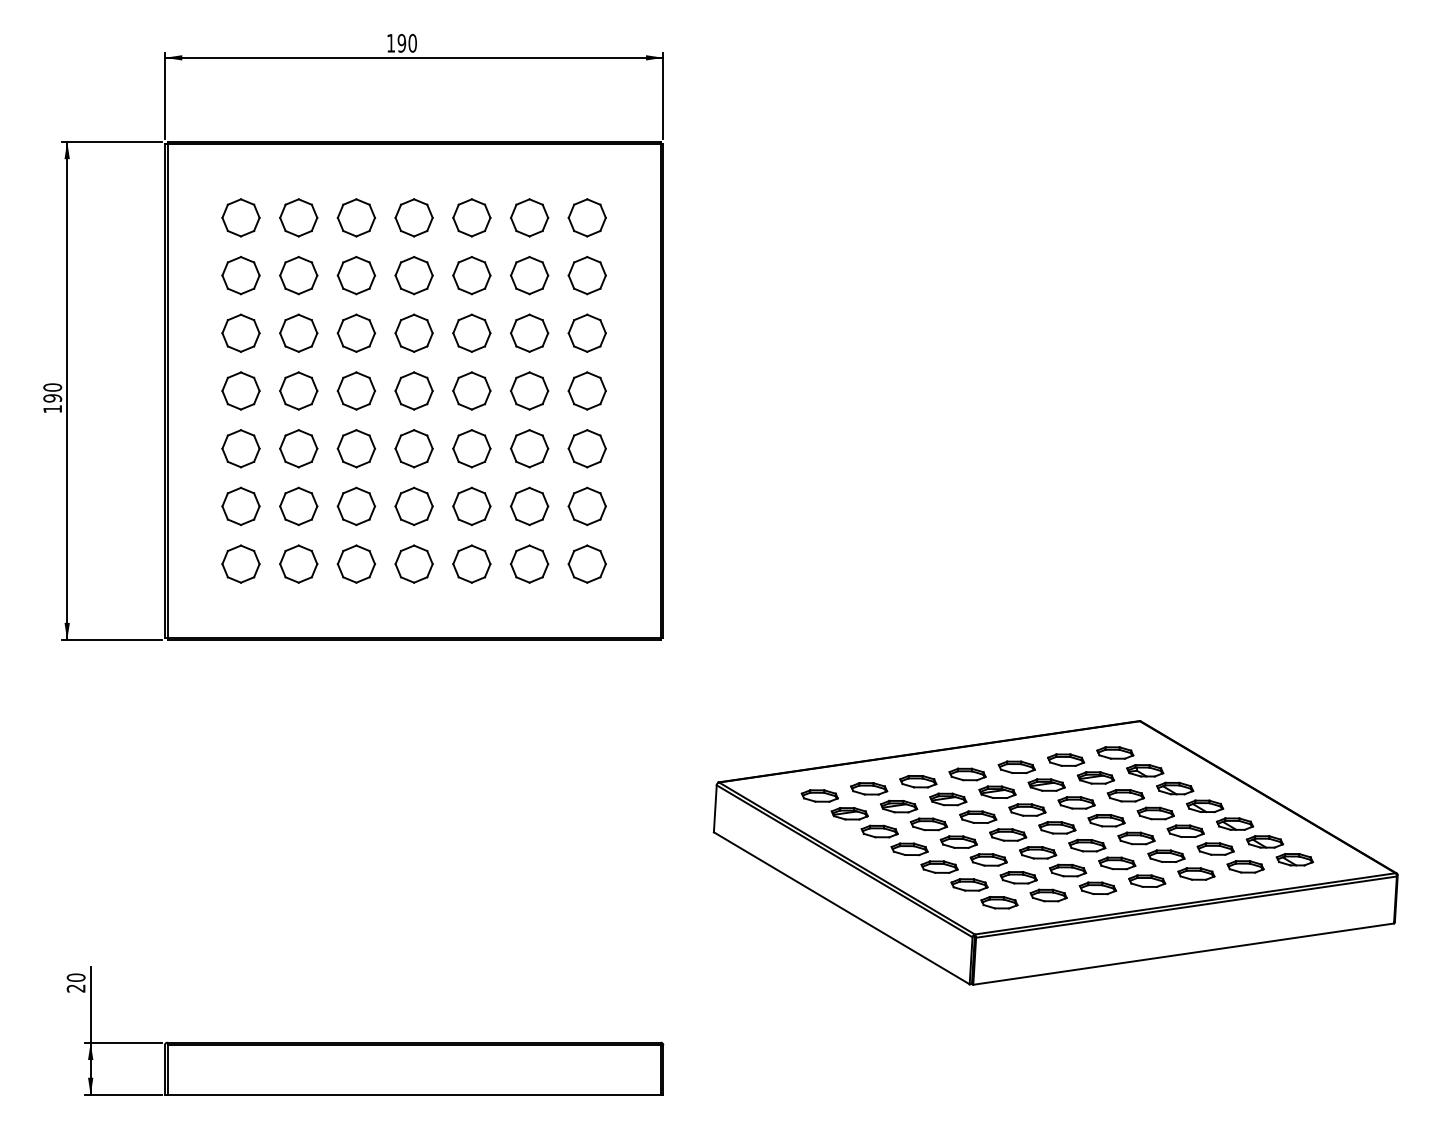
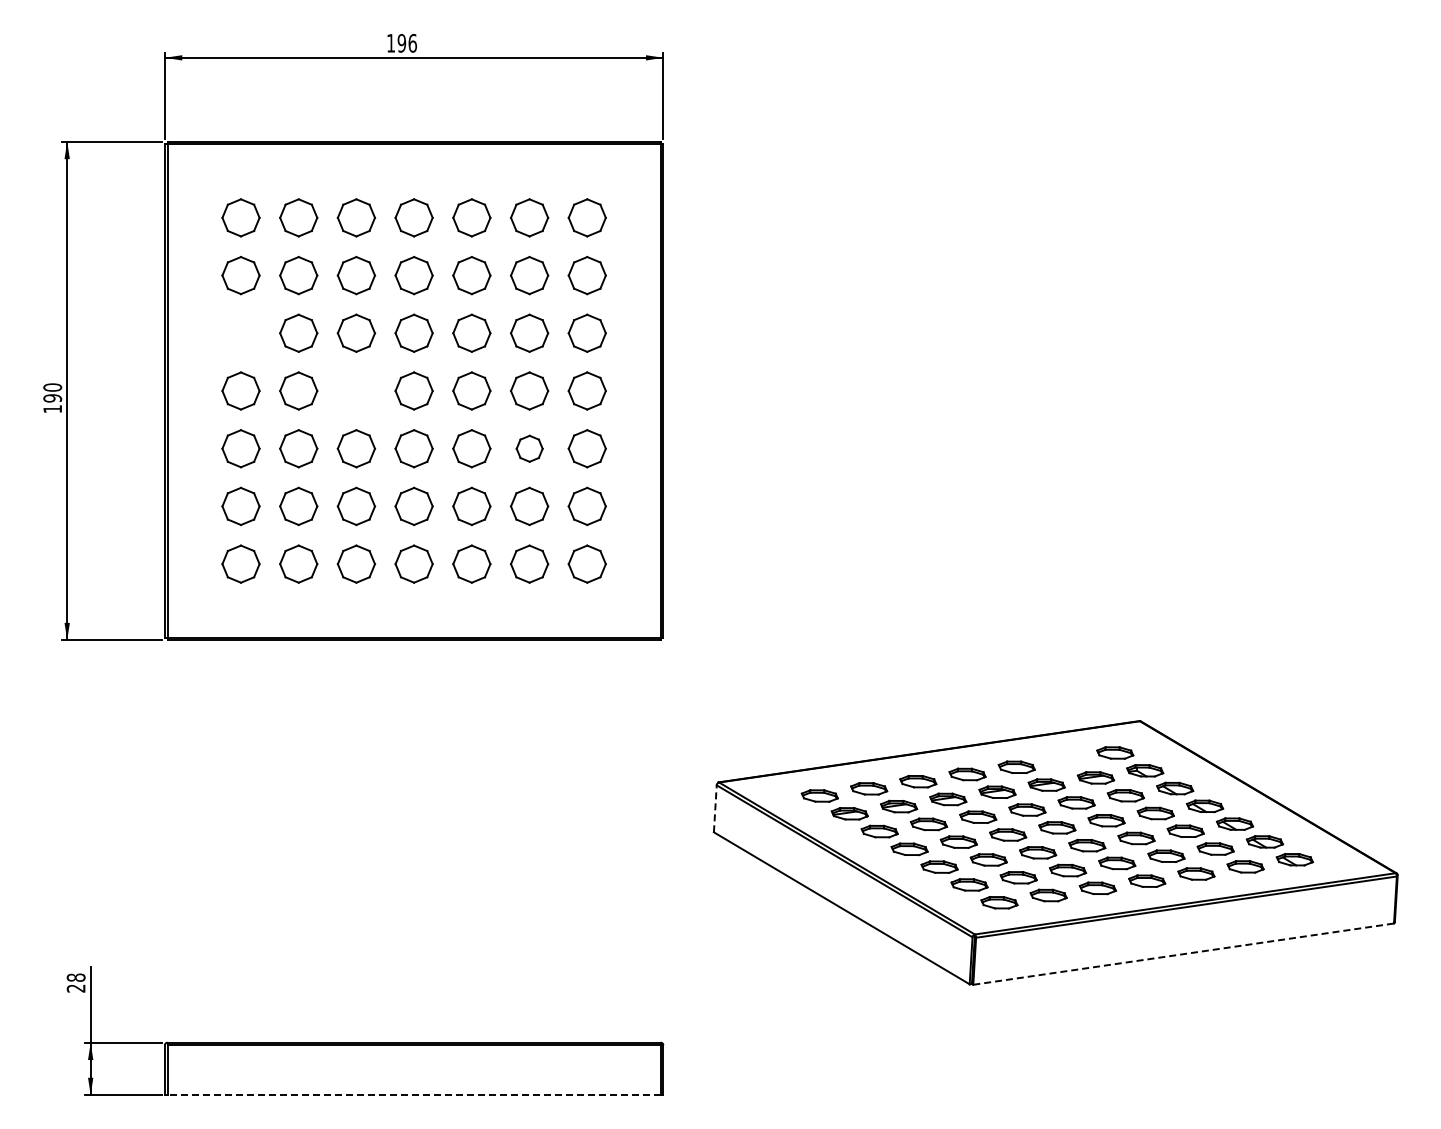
text: 190 -> 196 (412, 42)
part: present -> none (240, 332)
part: present -> none (355, 390)
part size: 40x40 px -> 29x29 px (529, 448)
part: present -> none (1066, 759)
line: solid -> dashed (715, 808)
line: solid -> dashed (1183, 954)
text: 20 -> 28 (76, 977)
line: solid -> dashed (414, 1095)
